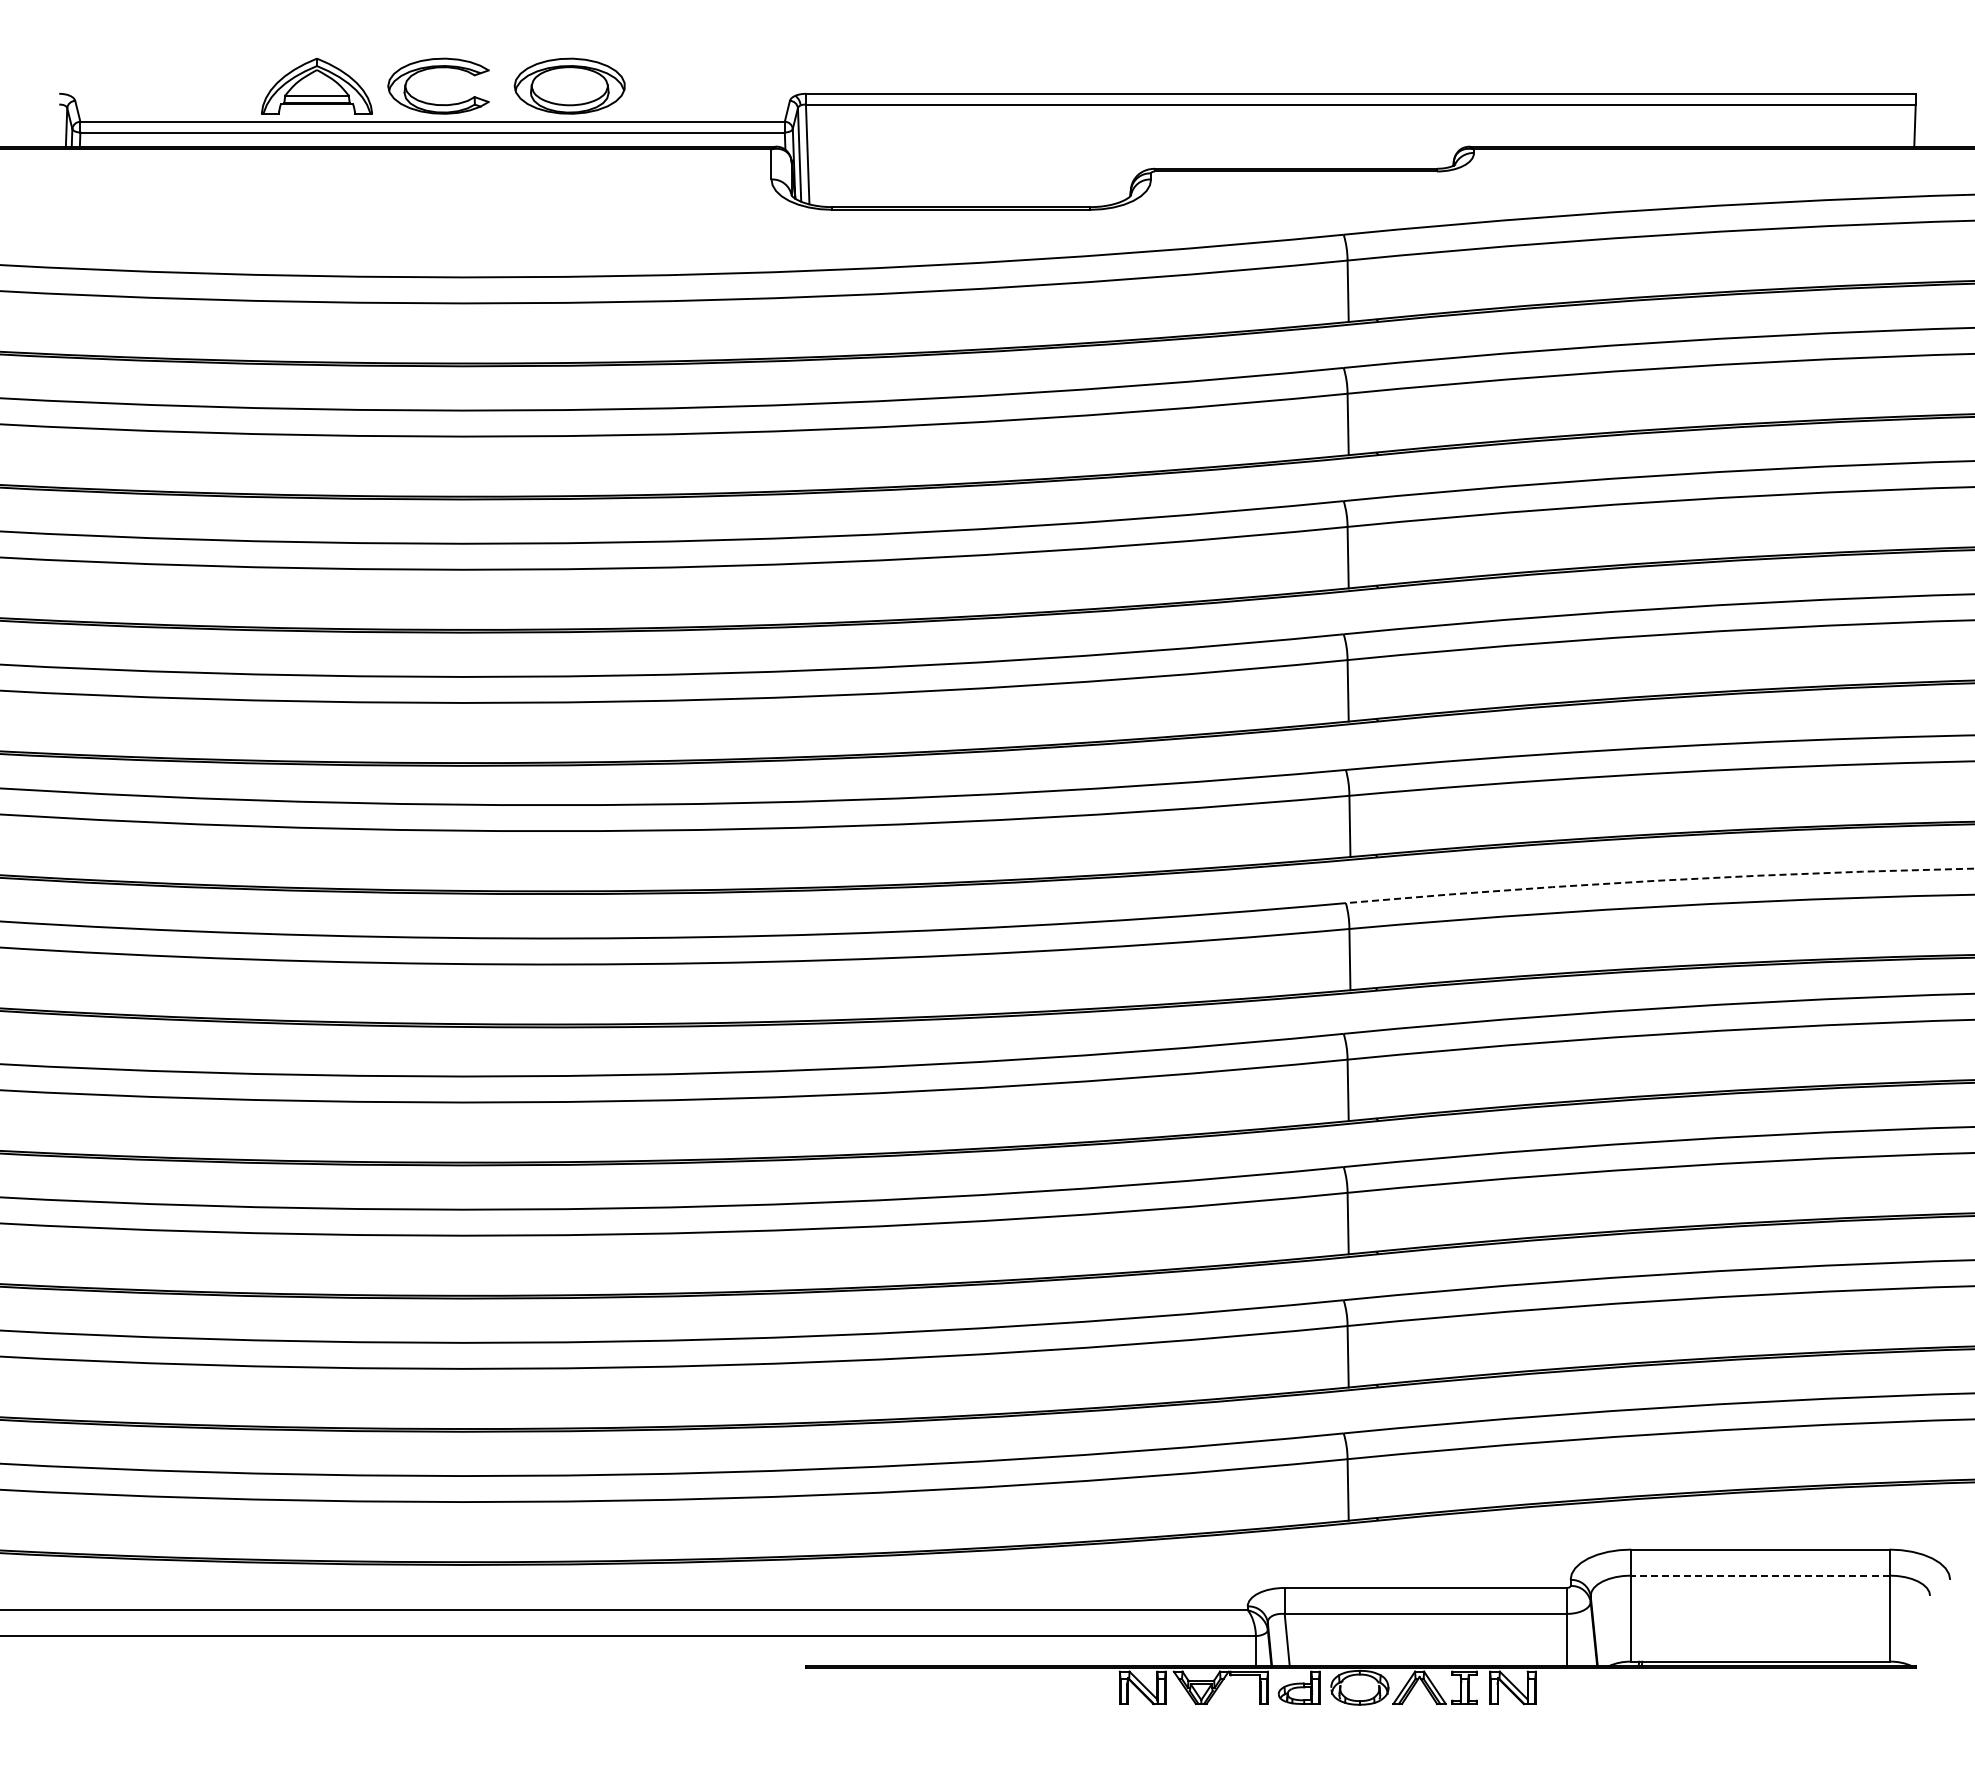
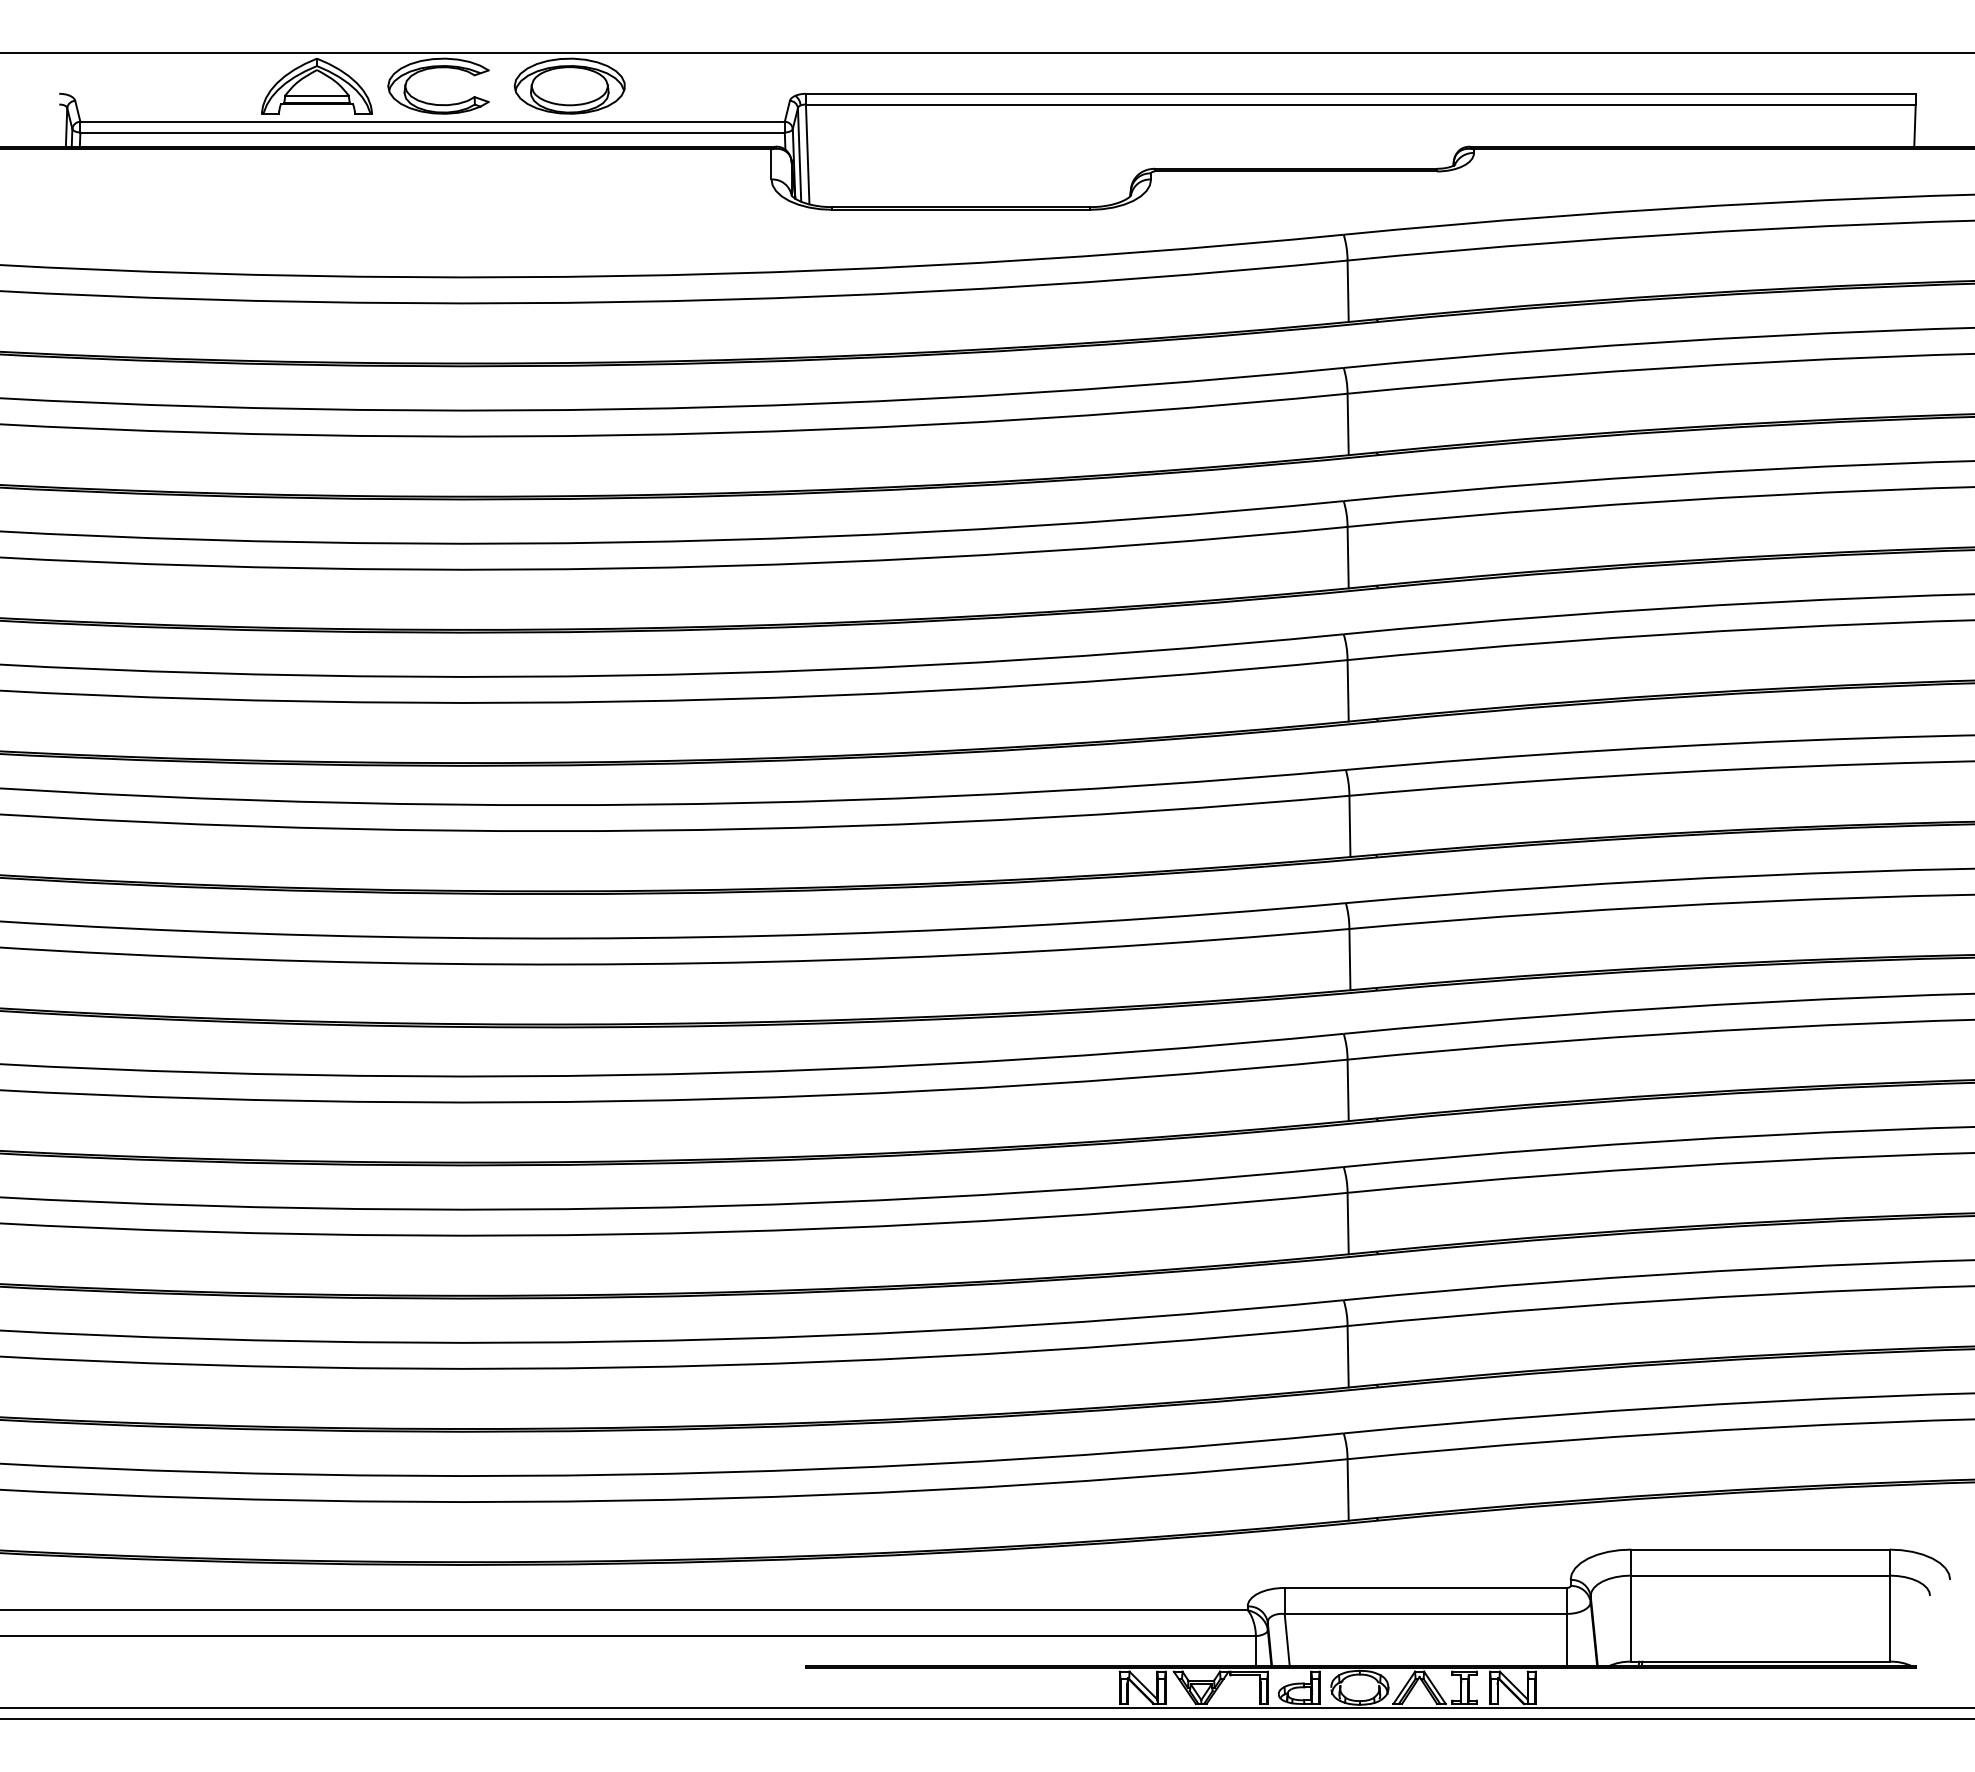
line: none -> present (986, 53)
arc: dashed -> solid (1659, 880)
line: dashed -> solid (1759, 1575)
line: none -> present (986, 1708)
line: none -> present (986, 1718)
